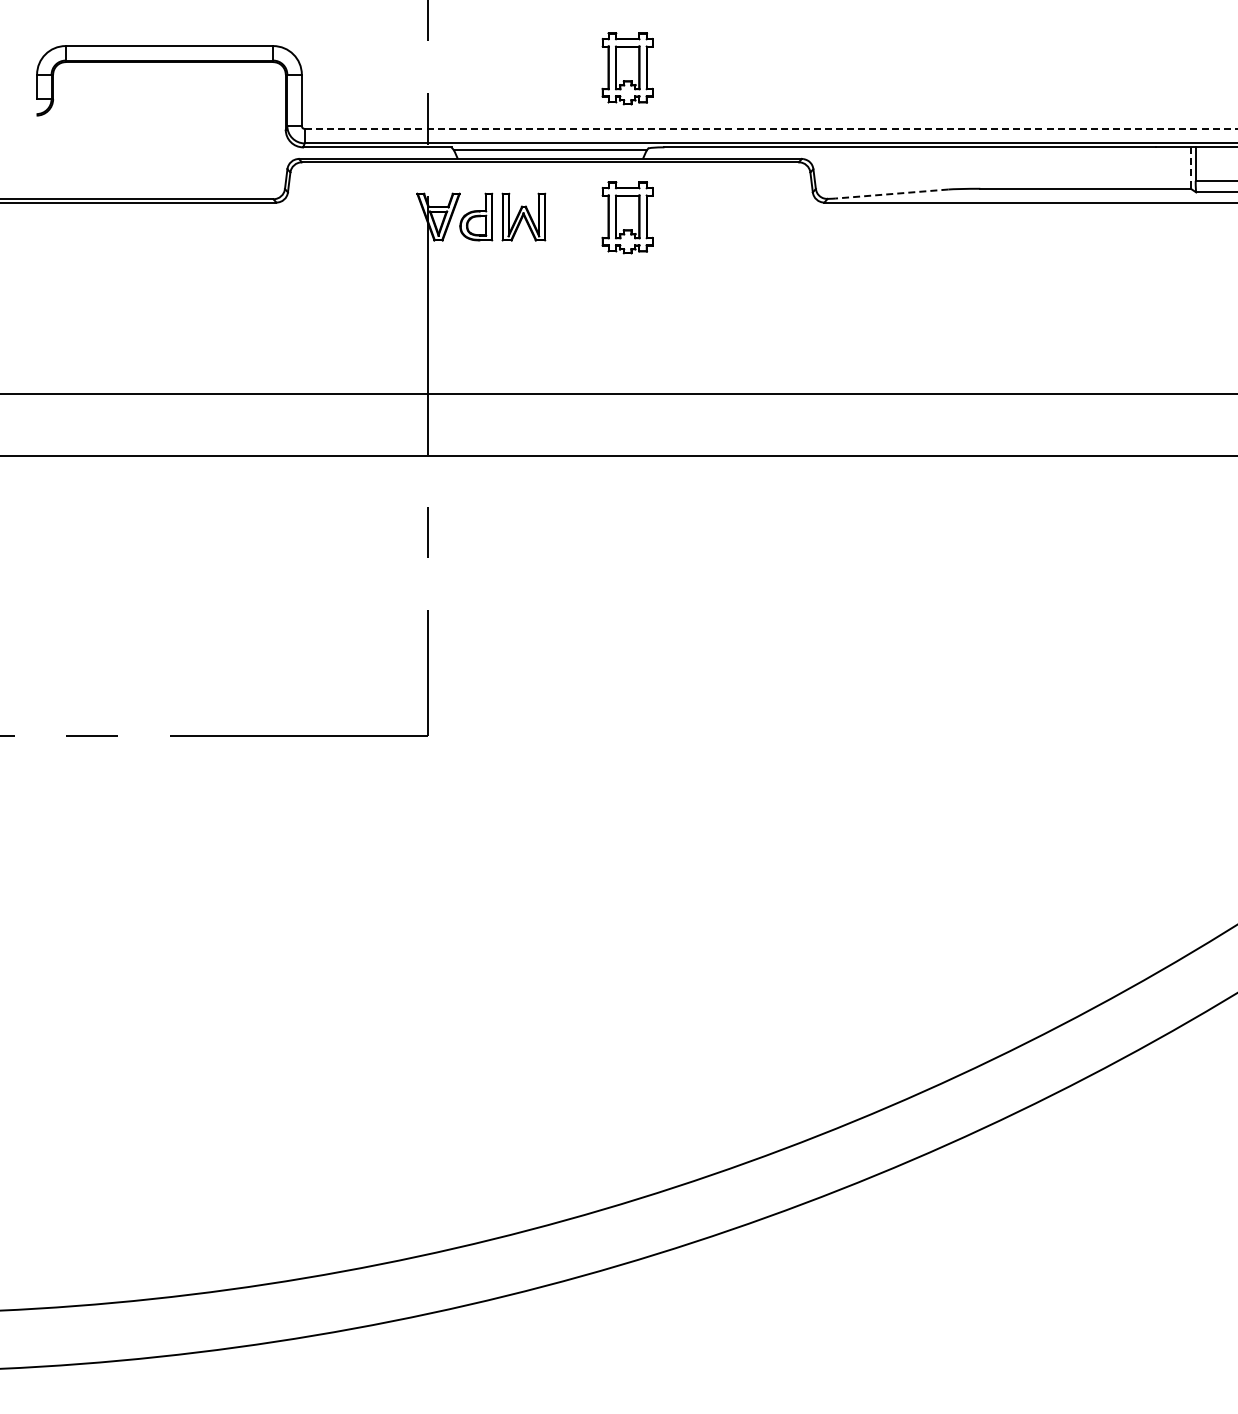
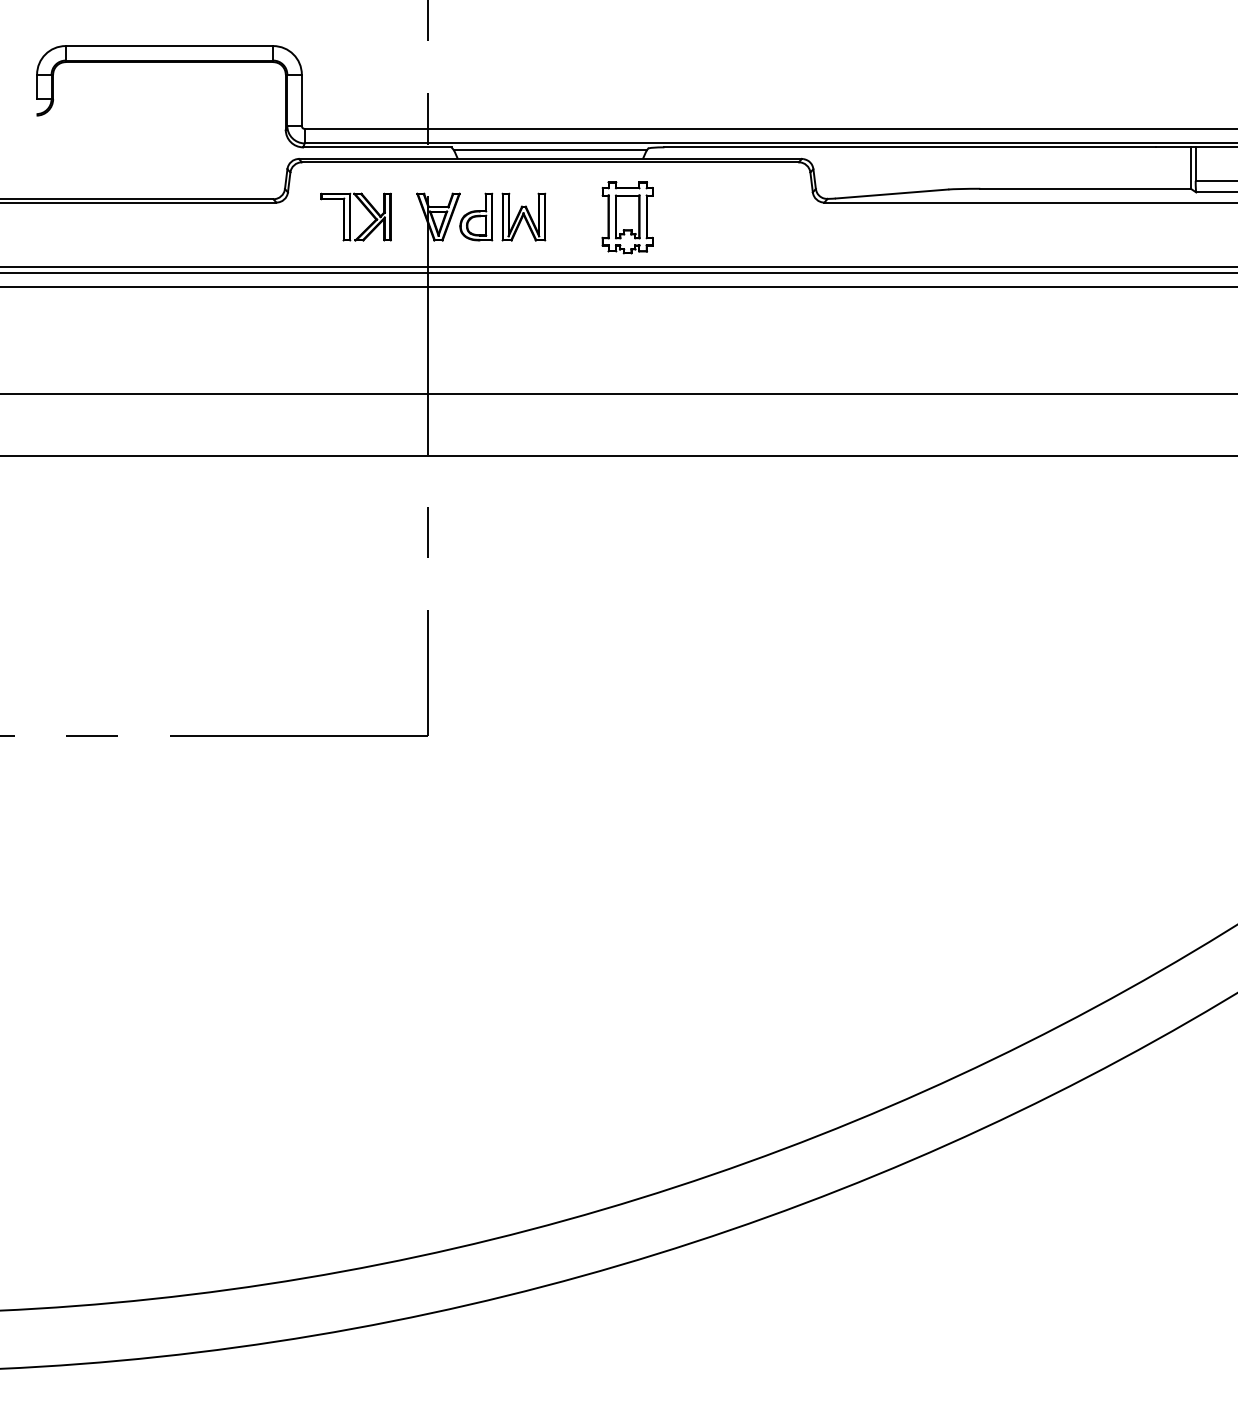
part: present -> none (627, 68)
line: dashed -> solid (771, 128)
line: dashed -> solid (1190, 168)
line: dashed -> solid (891, 194)
part: none -> present (355, 216)
line: none -> present (618, 266)
line: none -> present (618, 272)
line: none -> present (618, 286)
